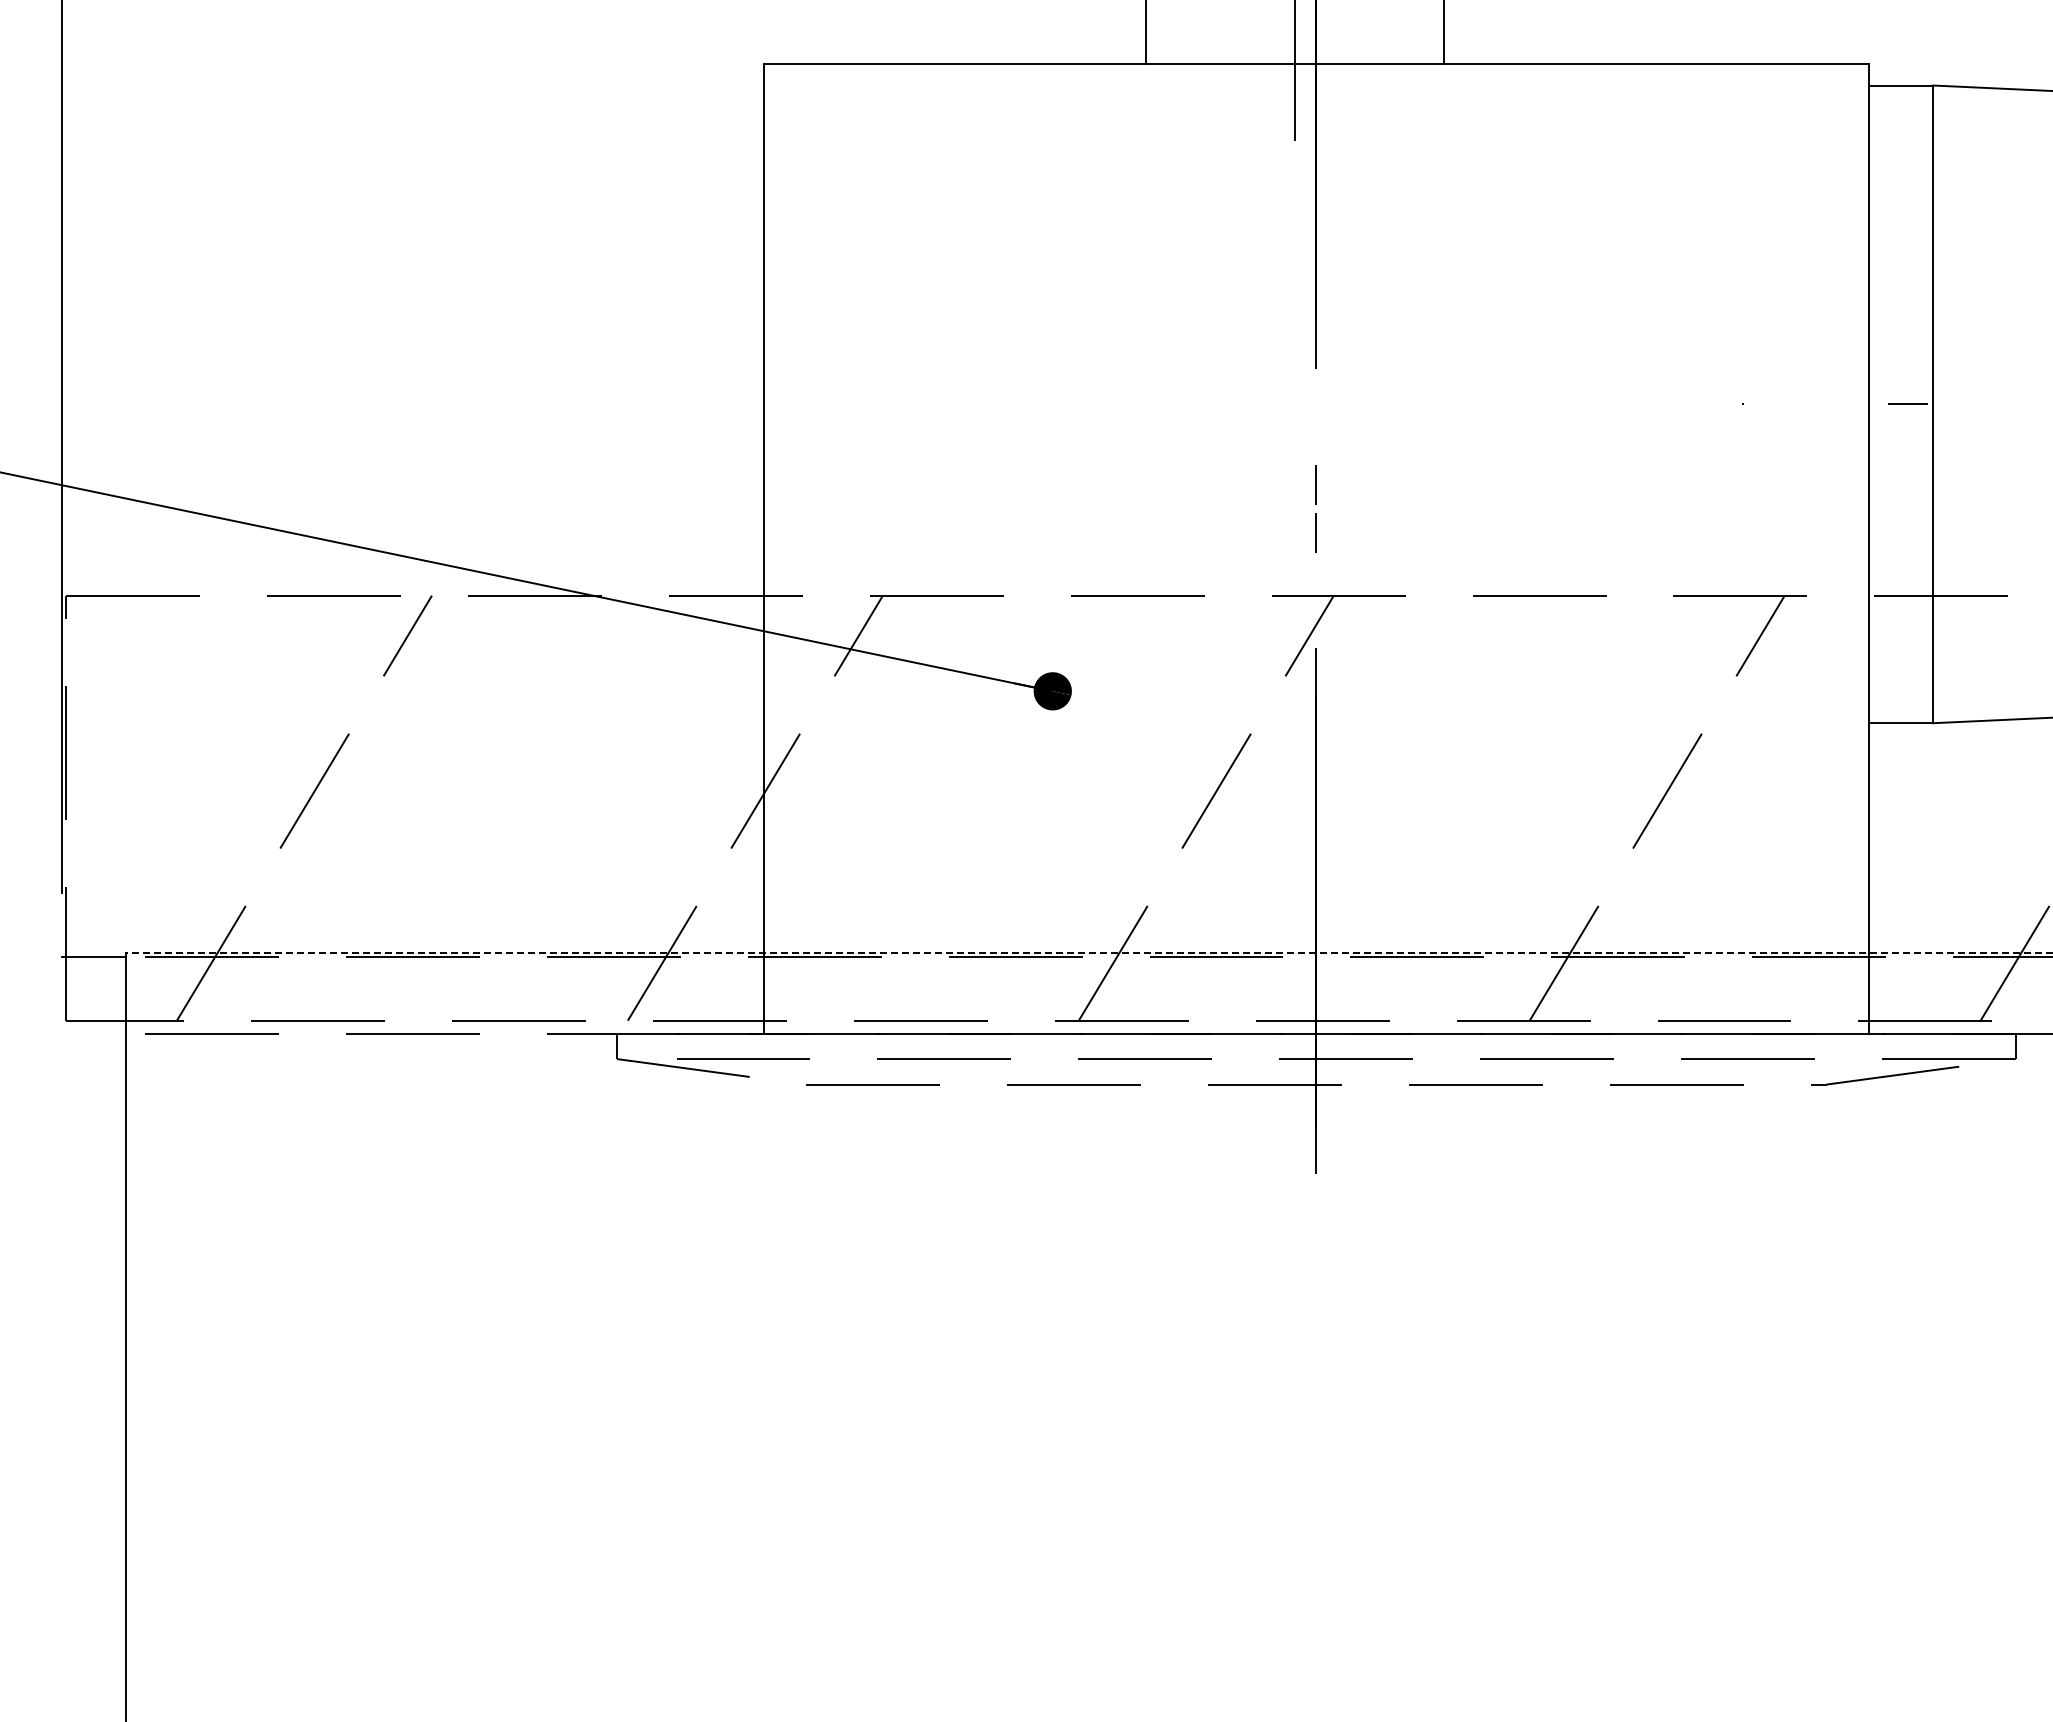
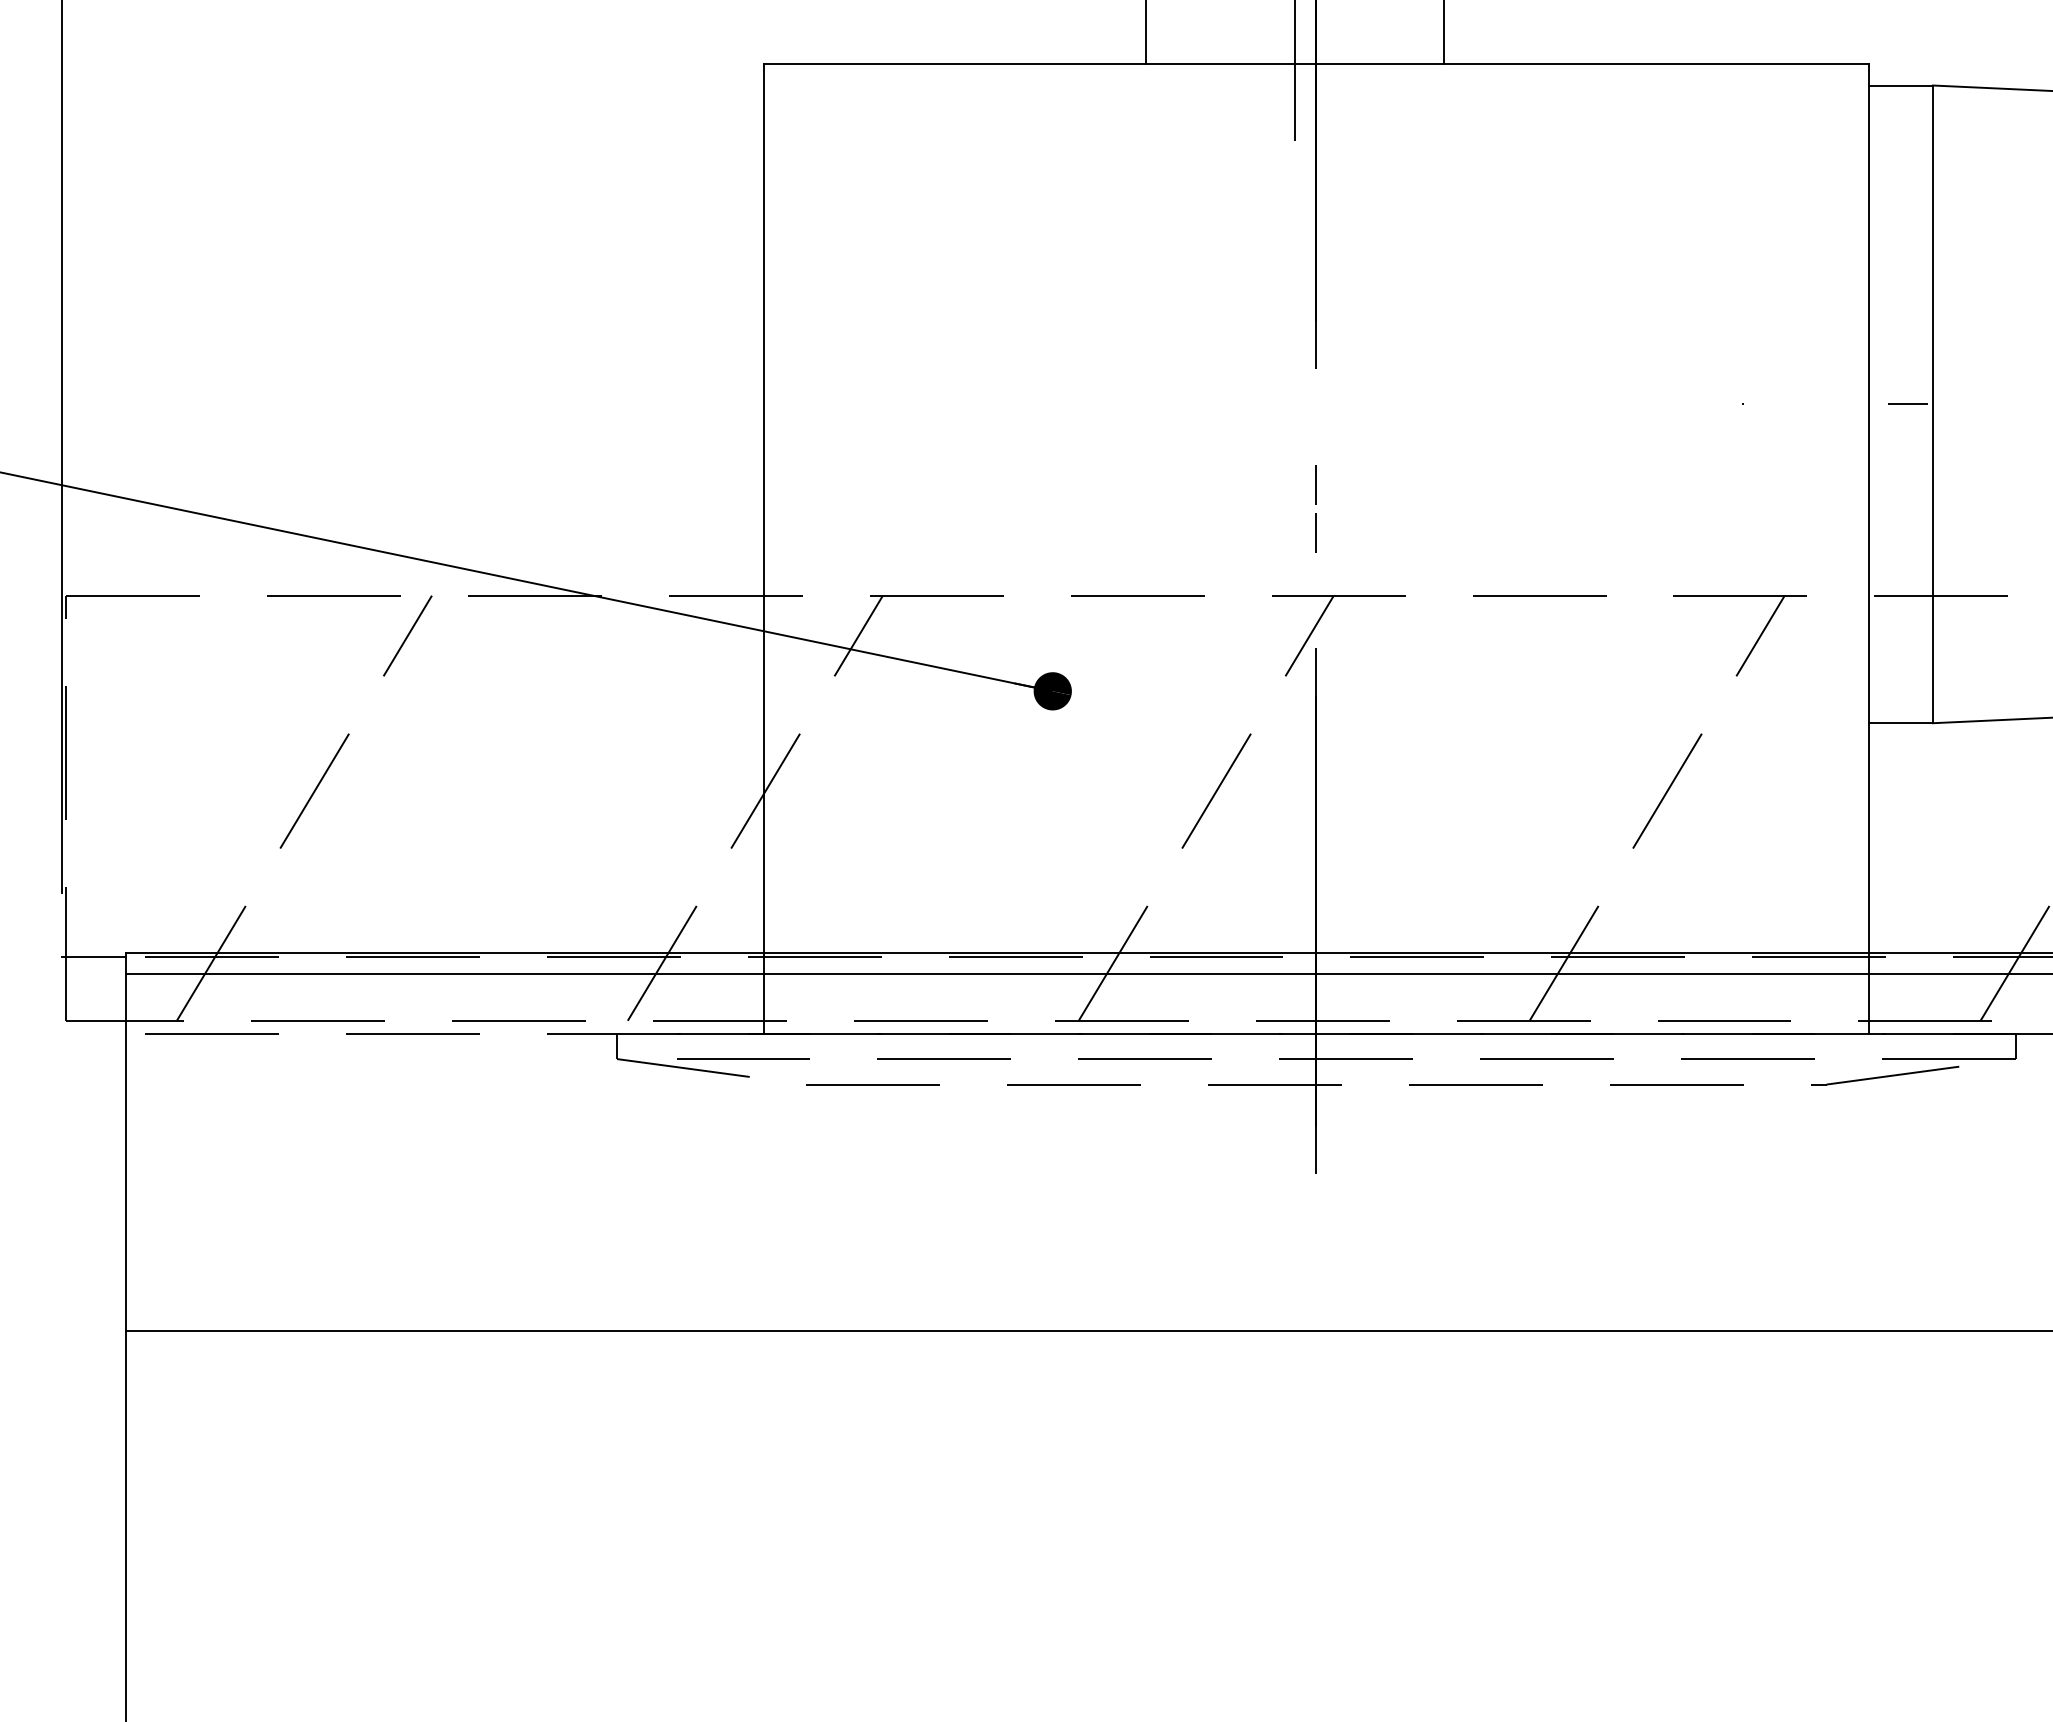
line: dashed -> solid (1088, 952)
line: none -> present (1087, 974)
line: none -> present (1087, 1331)
